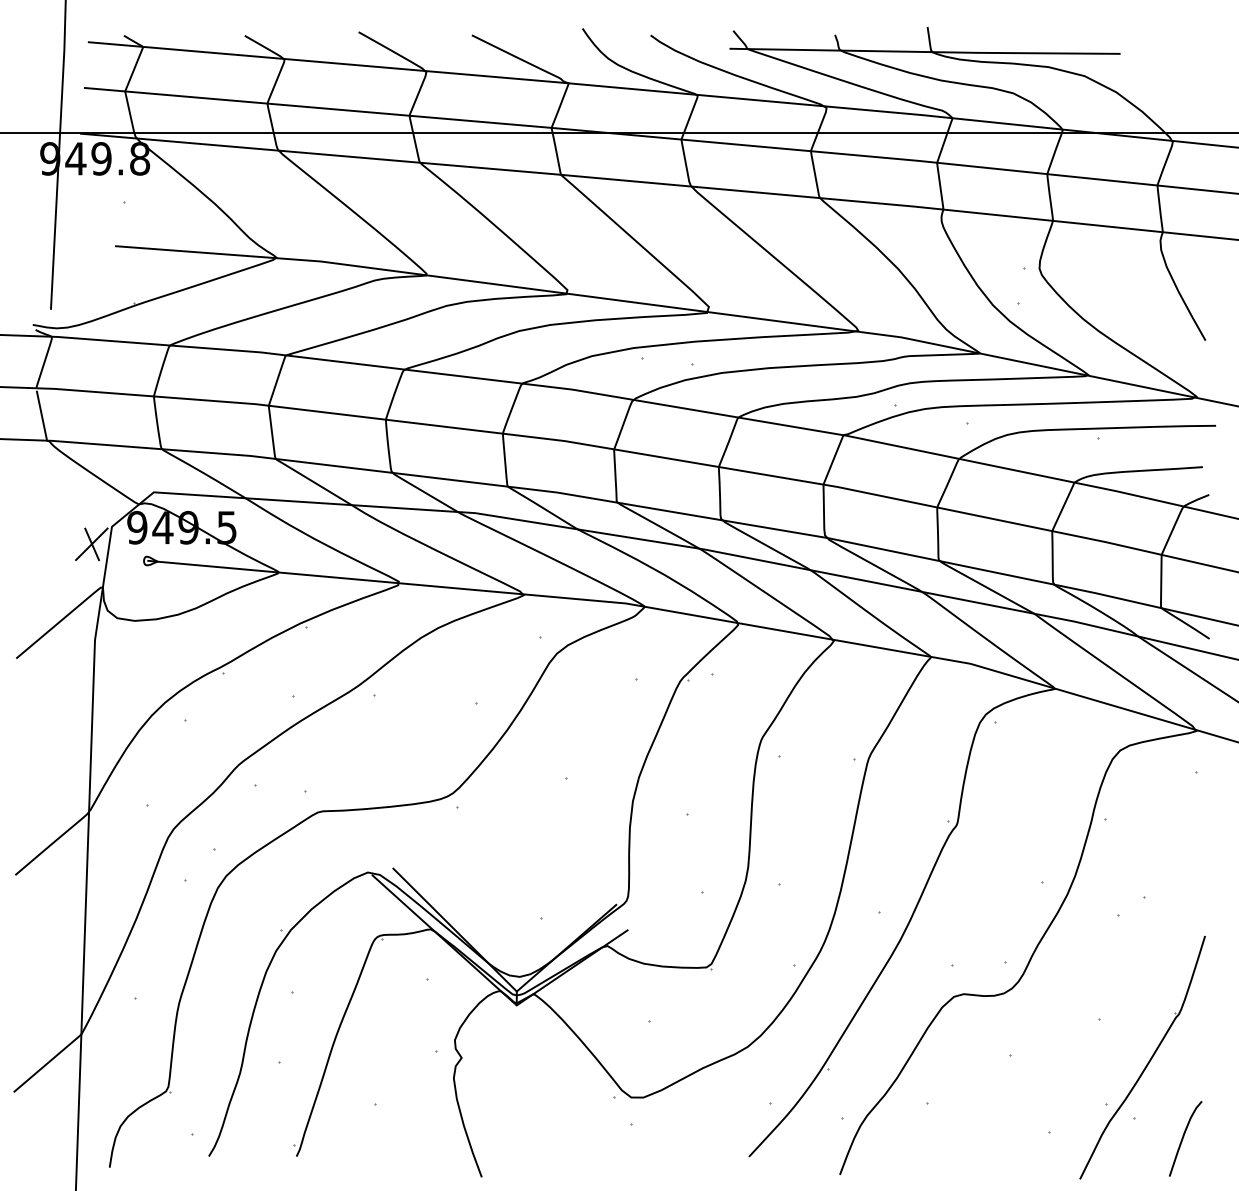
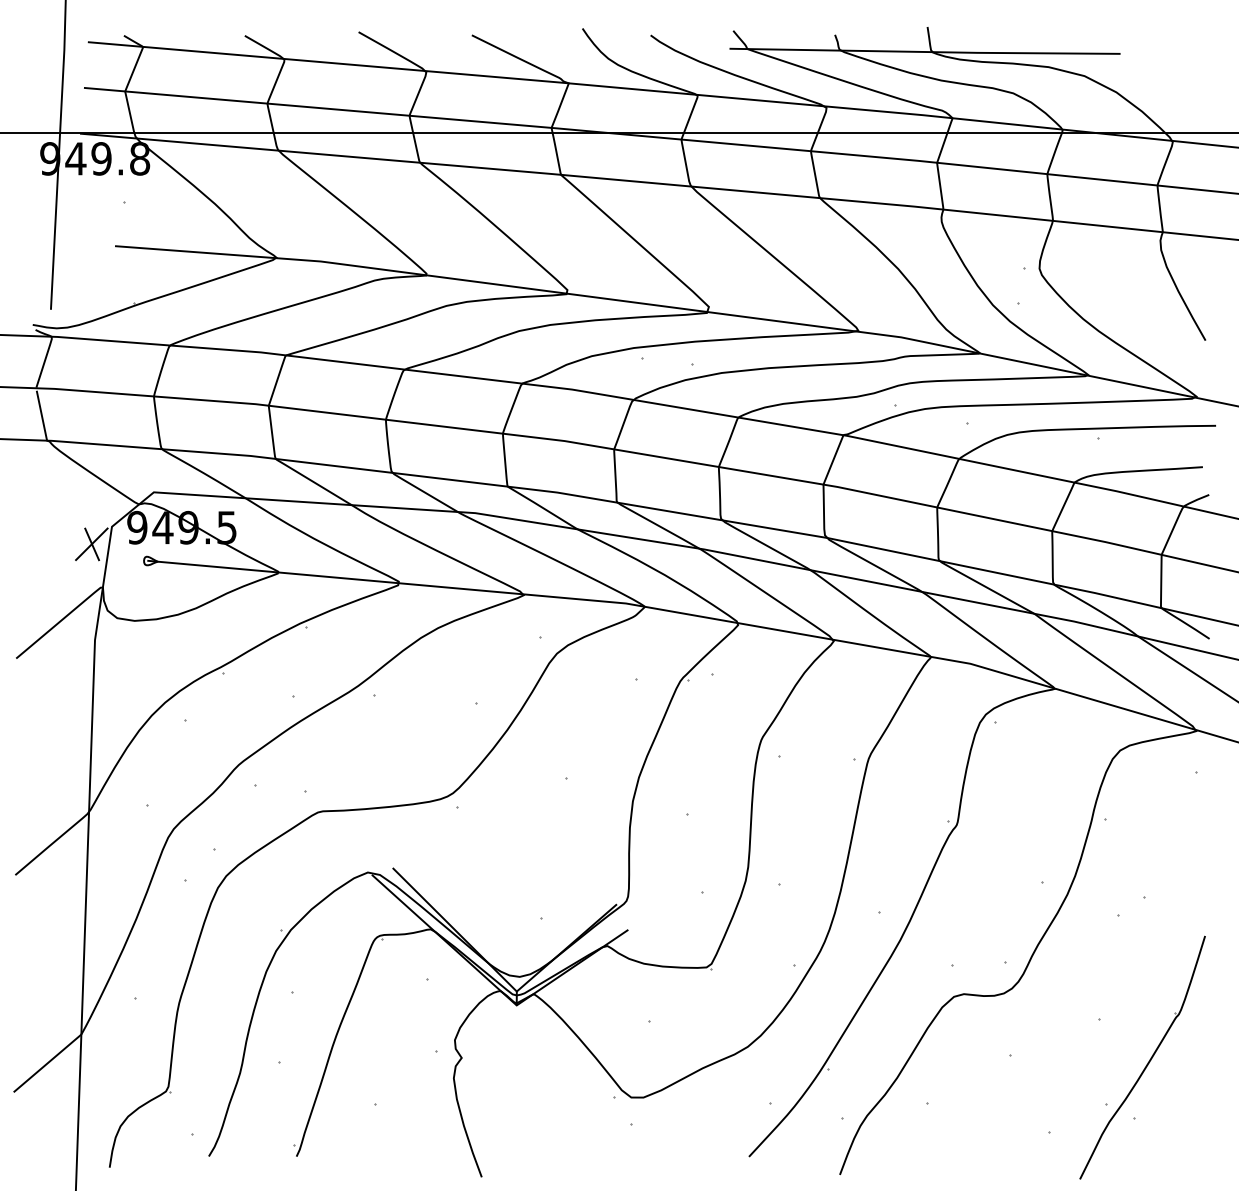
curve: present -> none (1183, 1138)
